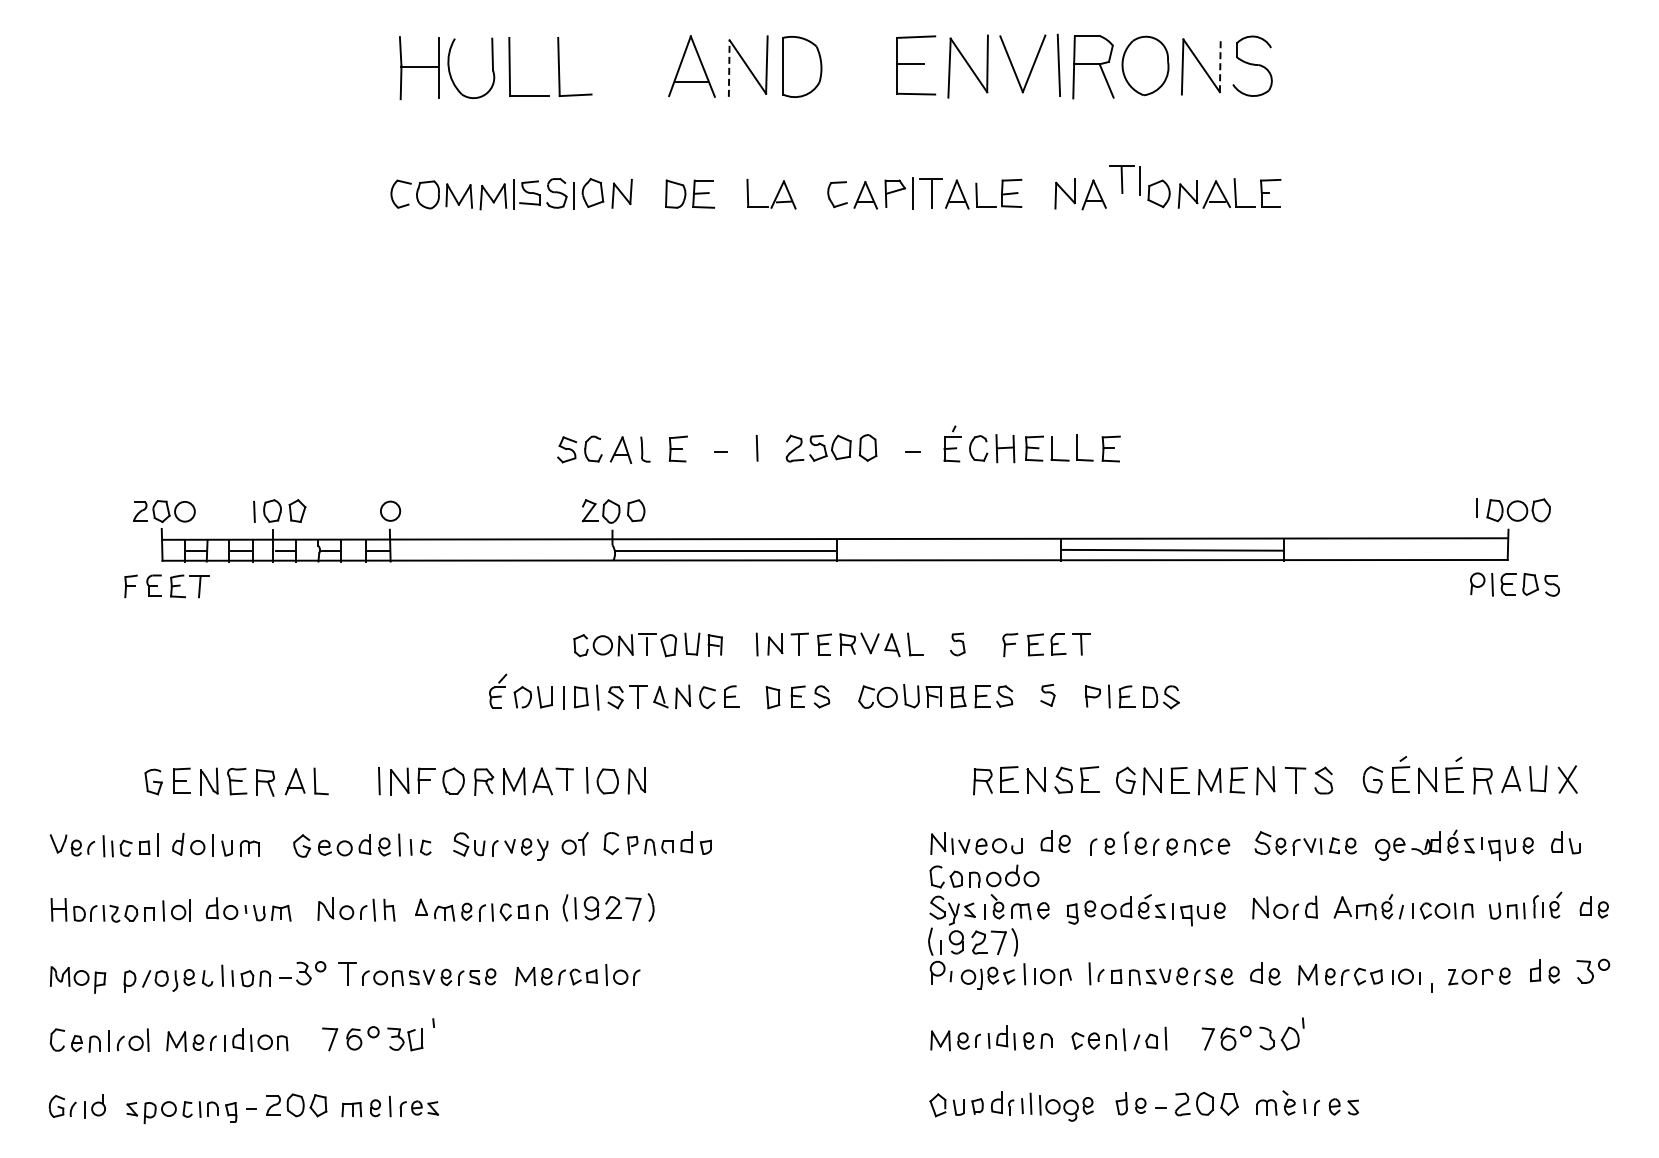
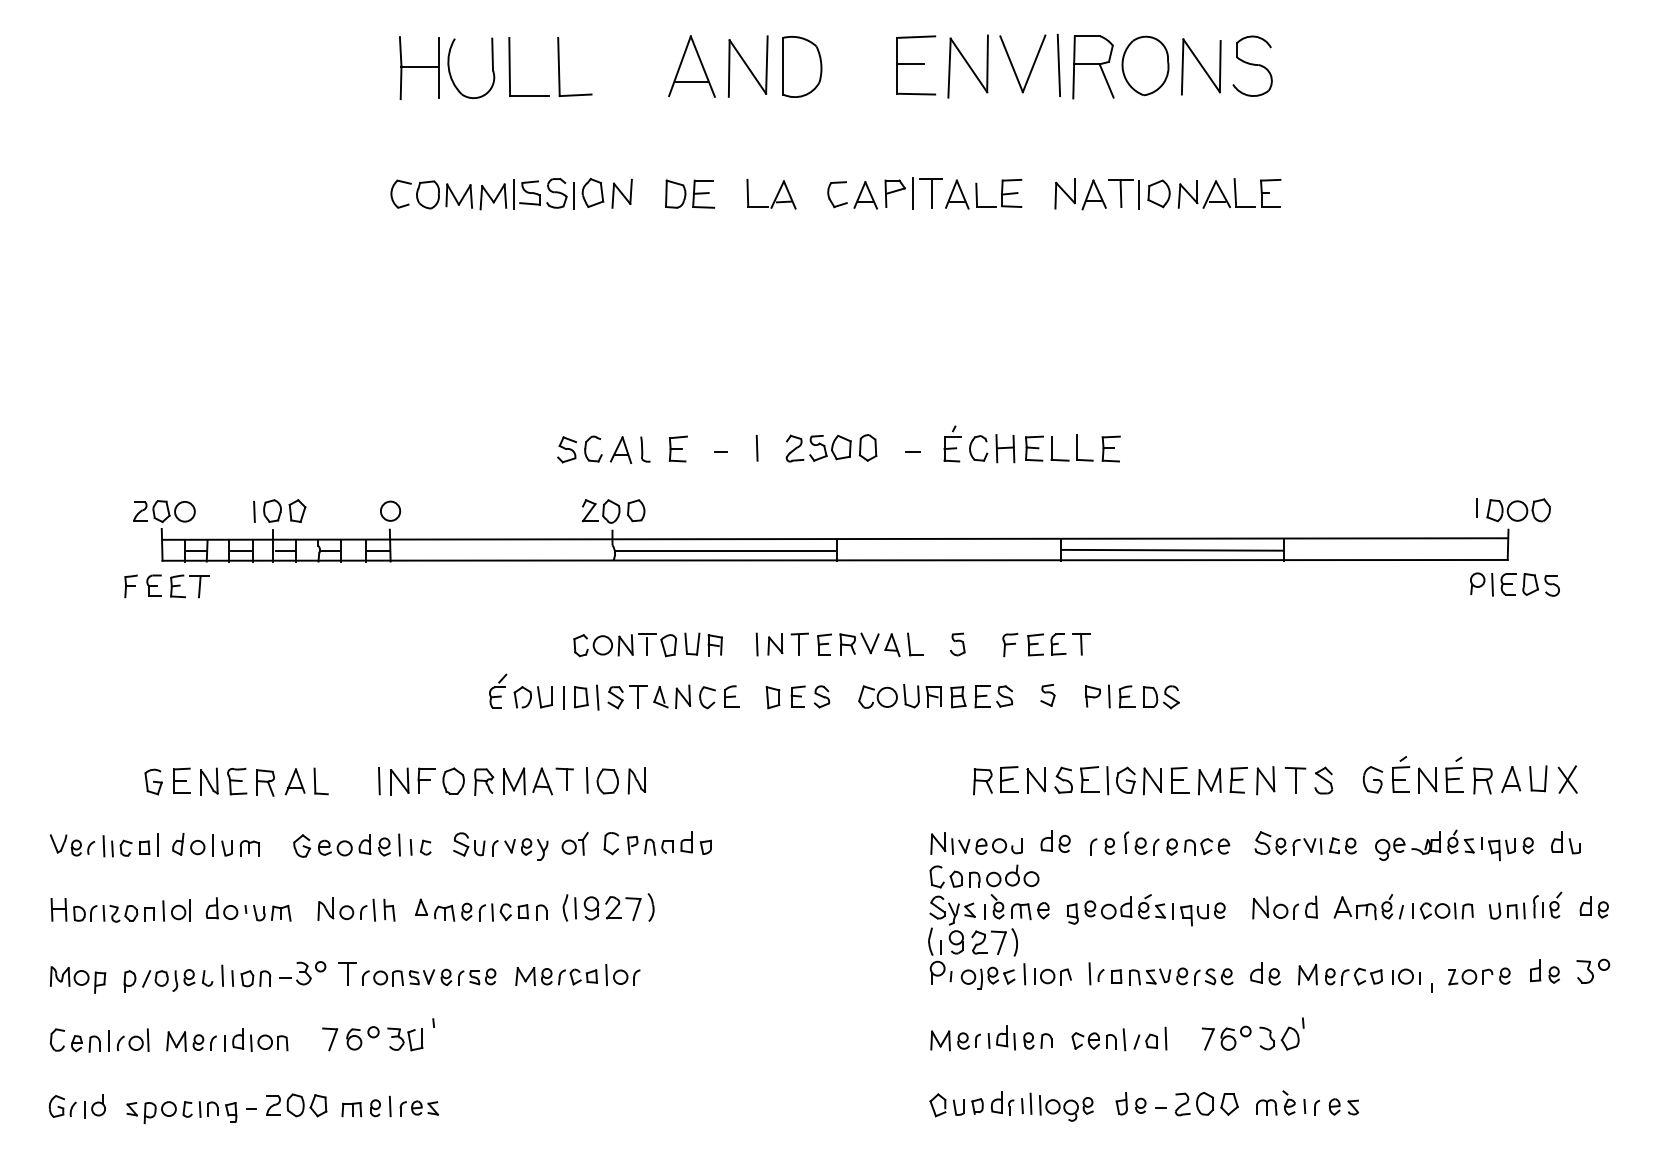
line: dashed -> solid (1220, 66)
line: dashed -> solid (729, 68)
part position: (1124, 180) -> (1123, 194) (1123, 194)
line: none -> present (1107, 780)
